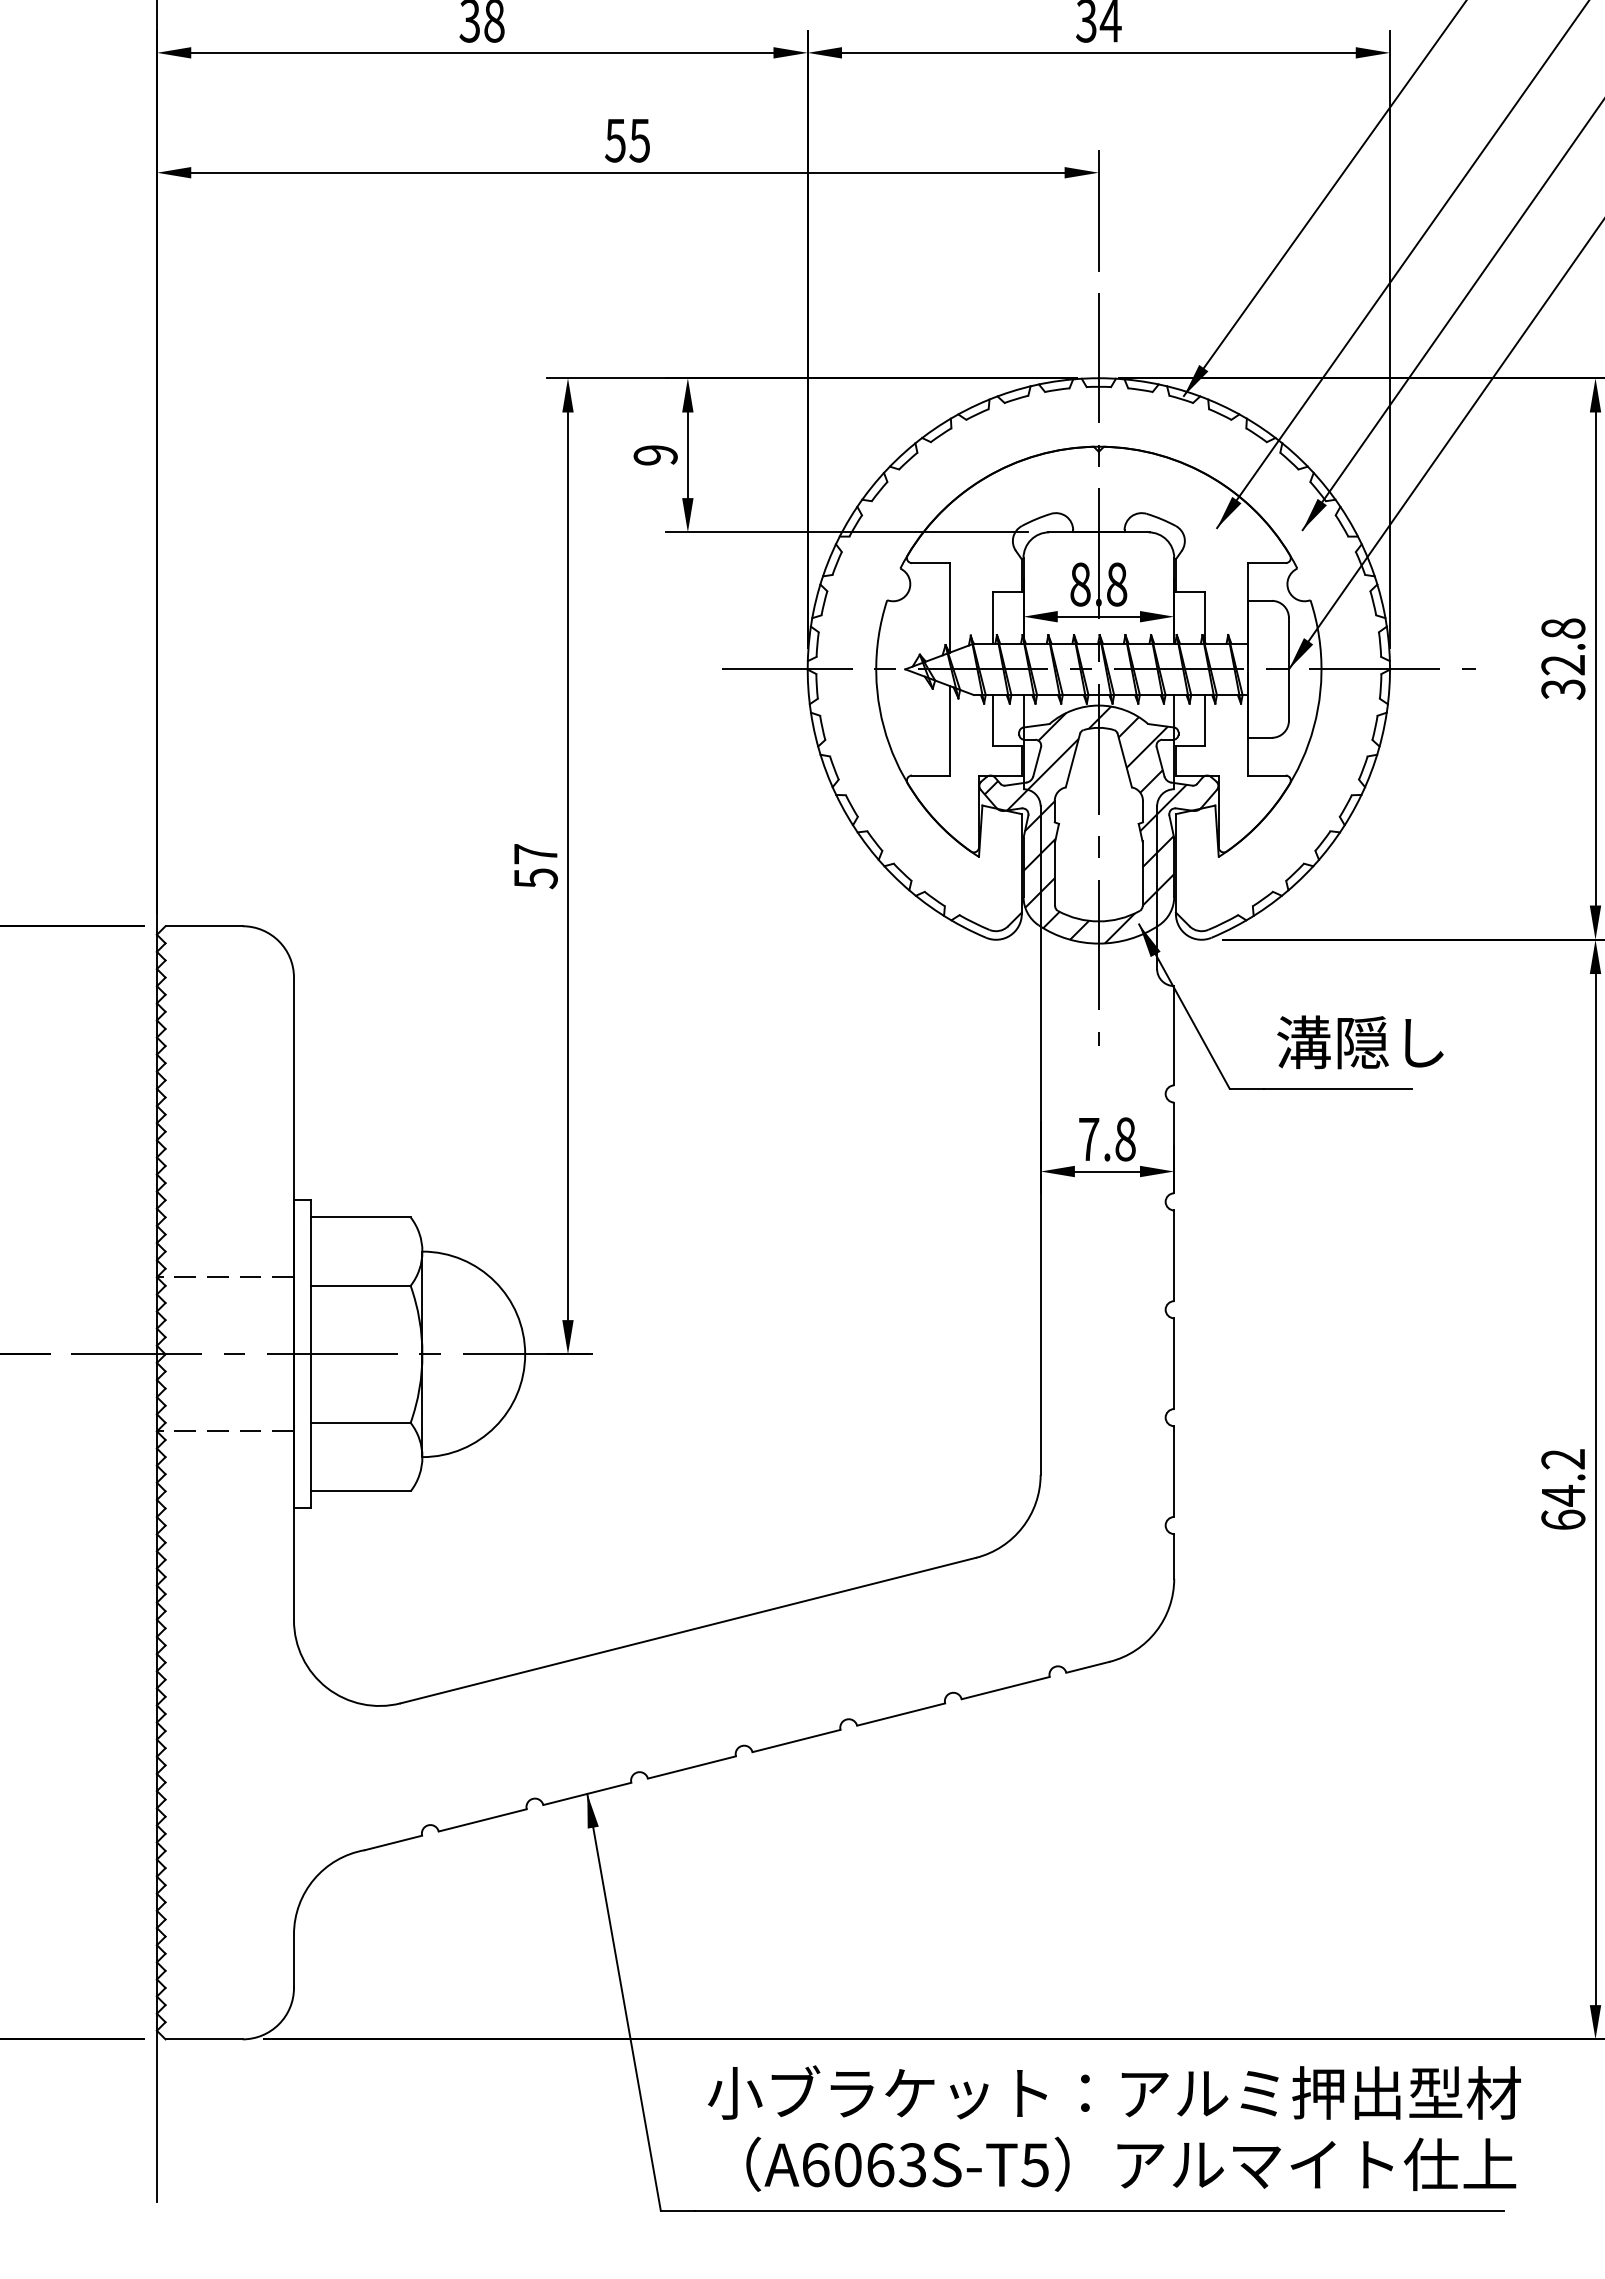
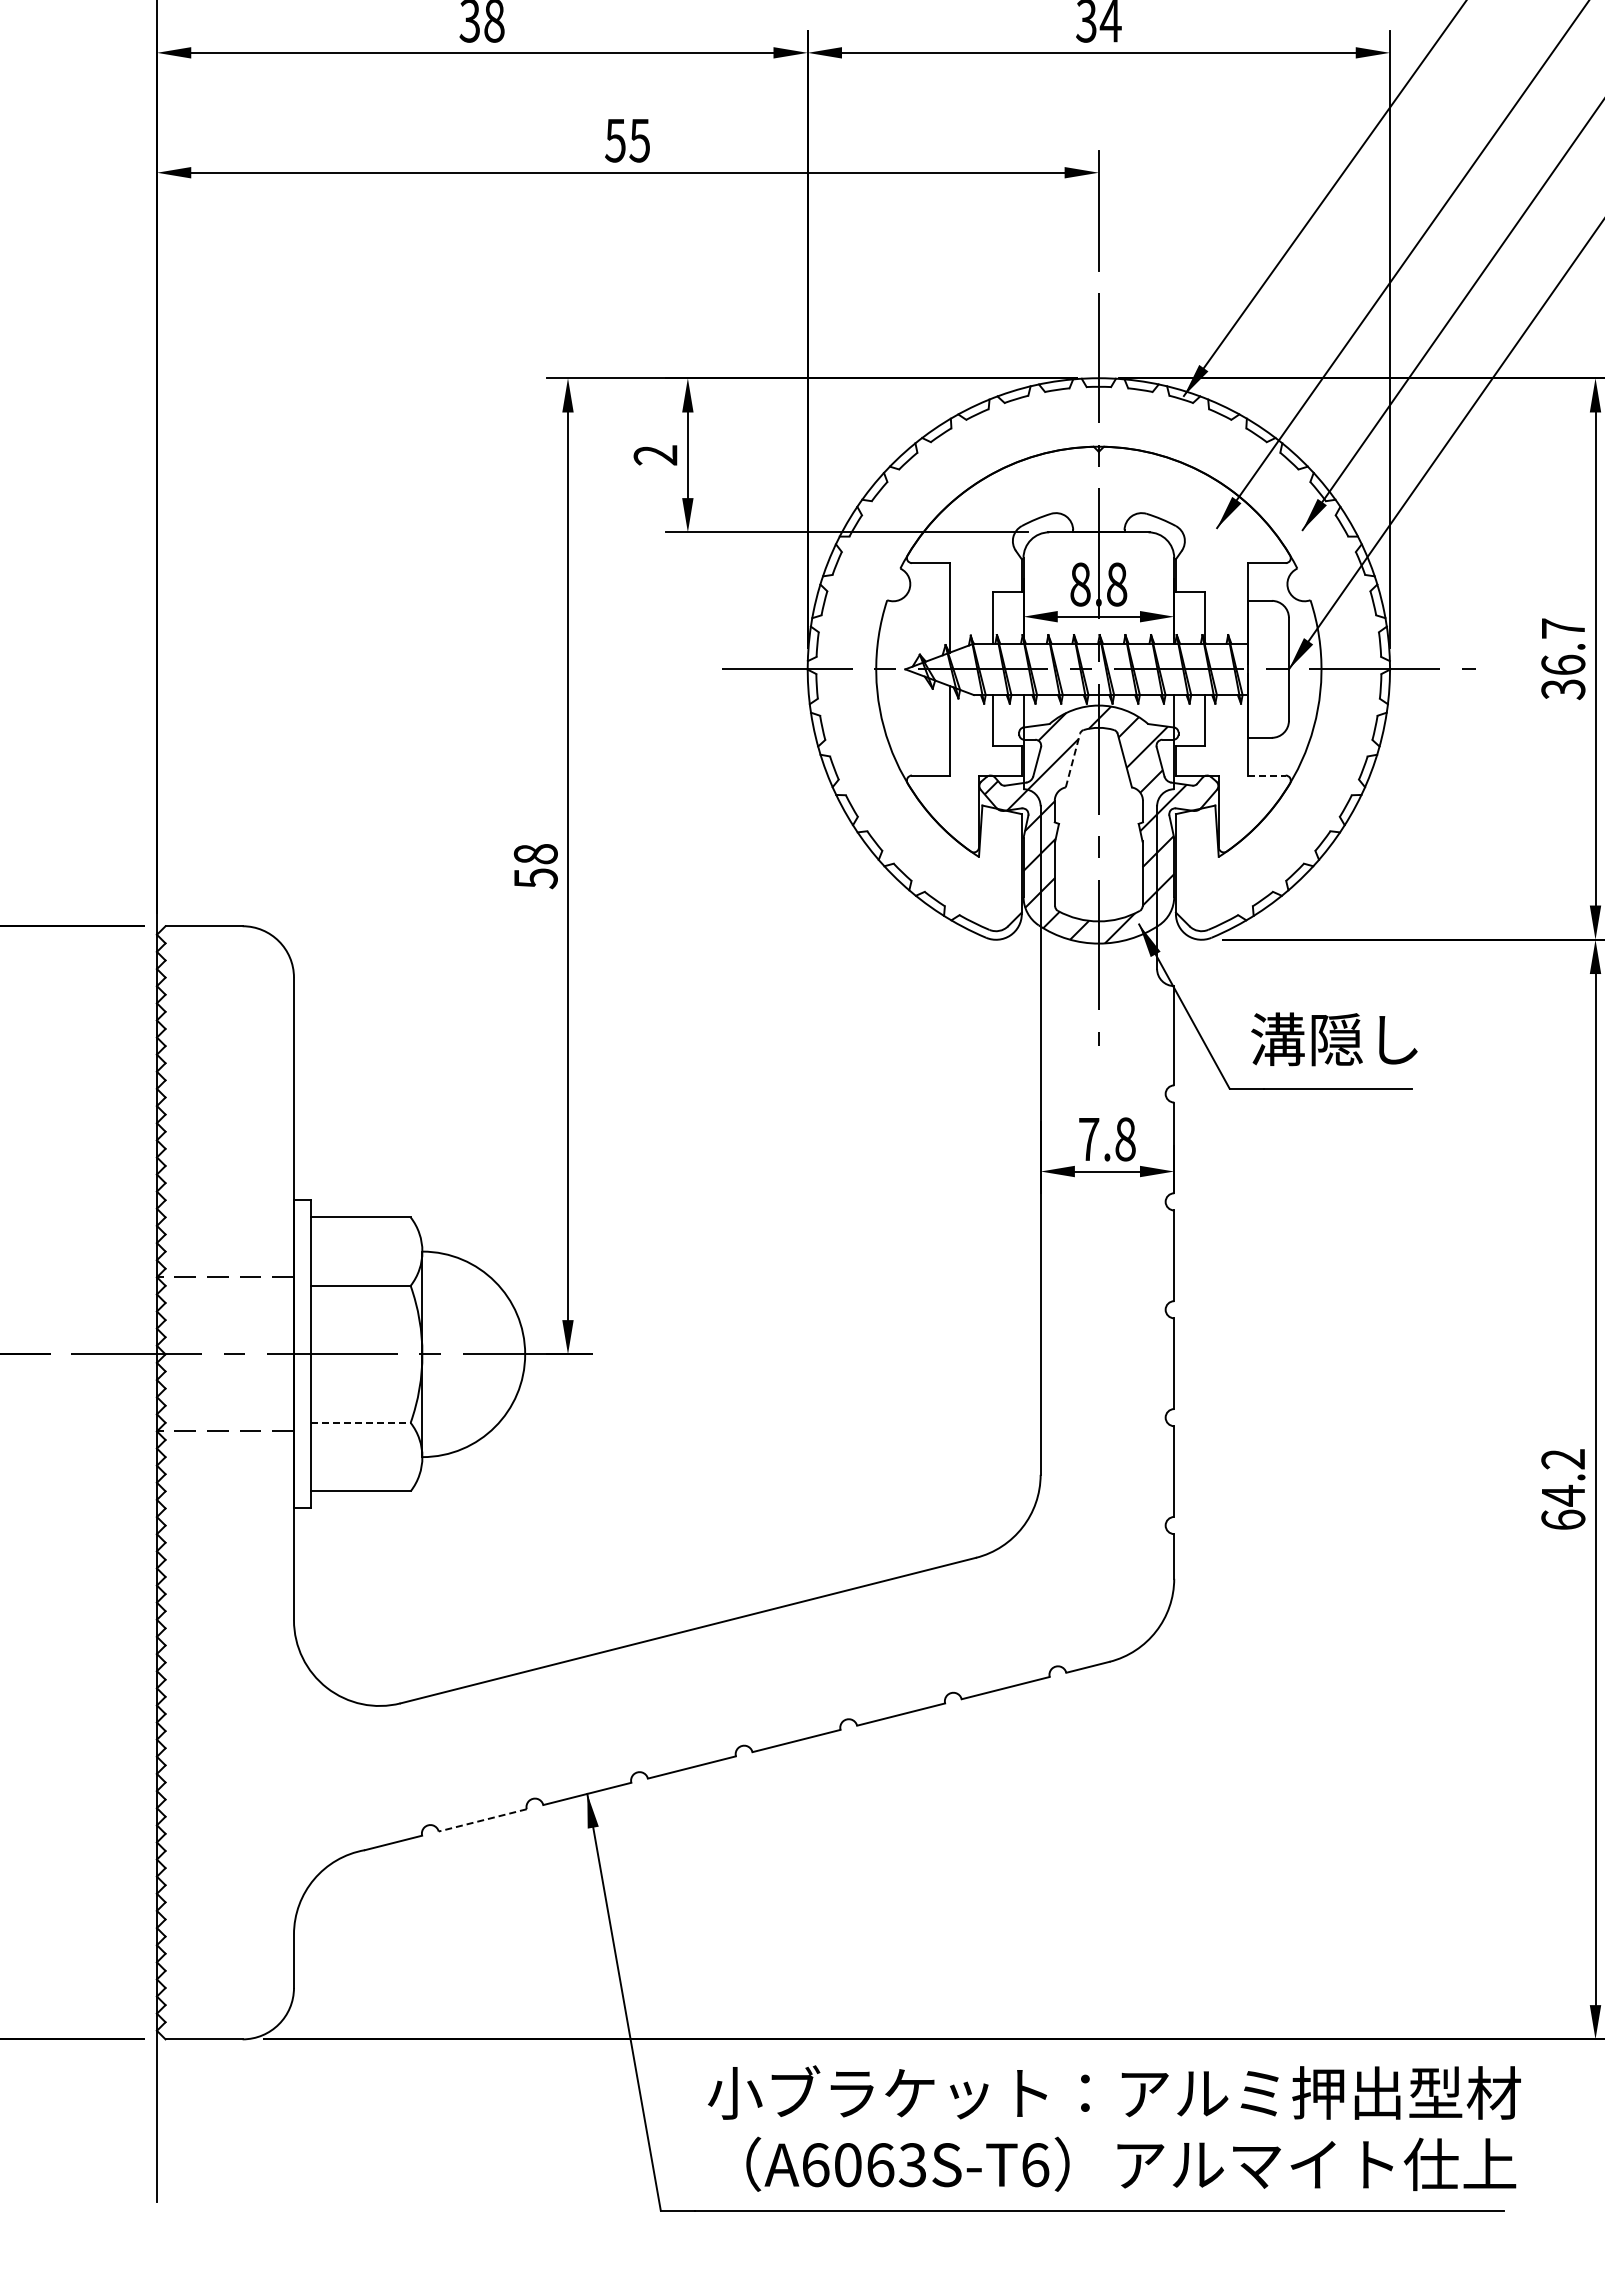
text: 9 -> 2 (655, 455)
text: 32.8 -> 36.7 (1563, 646)
line: solid -> dashed (1072, 760)
line: solid -> dashed (1266, 775)
text: 57 -> 58 (535, 854)
text position: (1360, 1042) -> (1334, 1039) (1334, 1039)
line: solid -> dashed (360, 1422)
line: solid -> dashed (482, 1820)
text: A6063S-T5 -> A6063S-T6 (1035, 2165)
